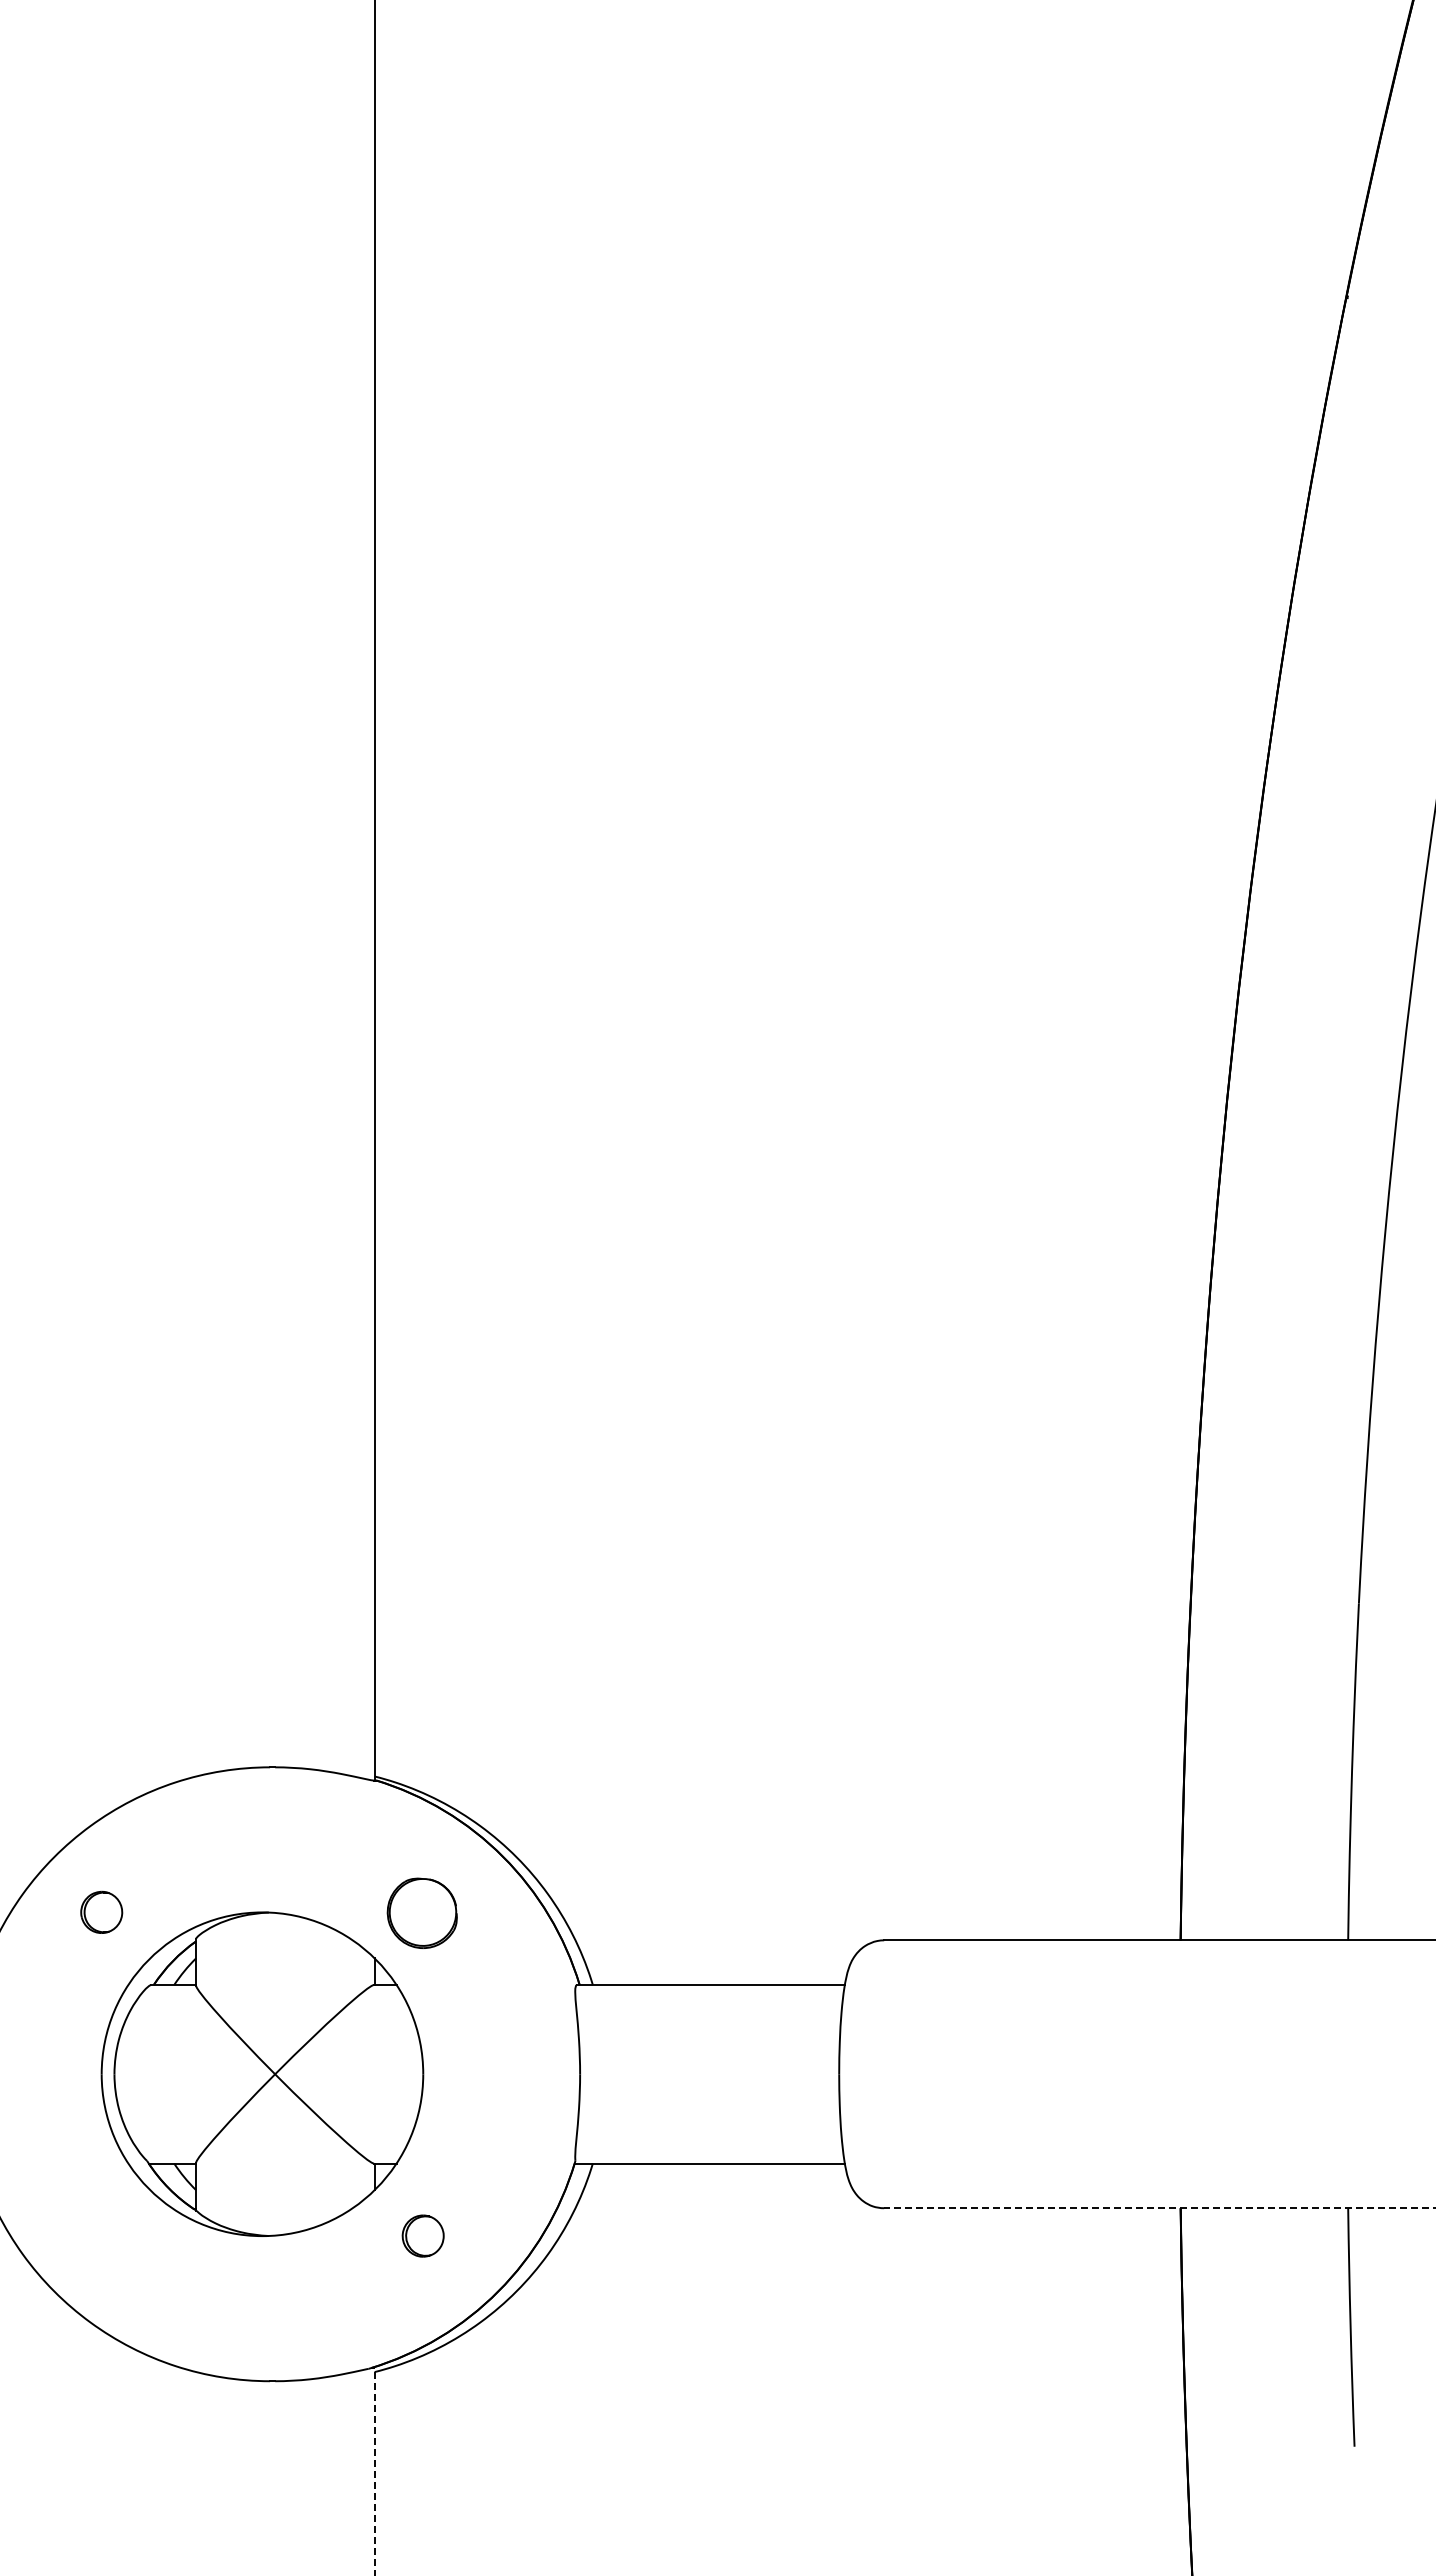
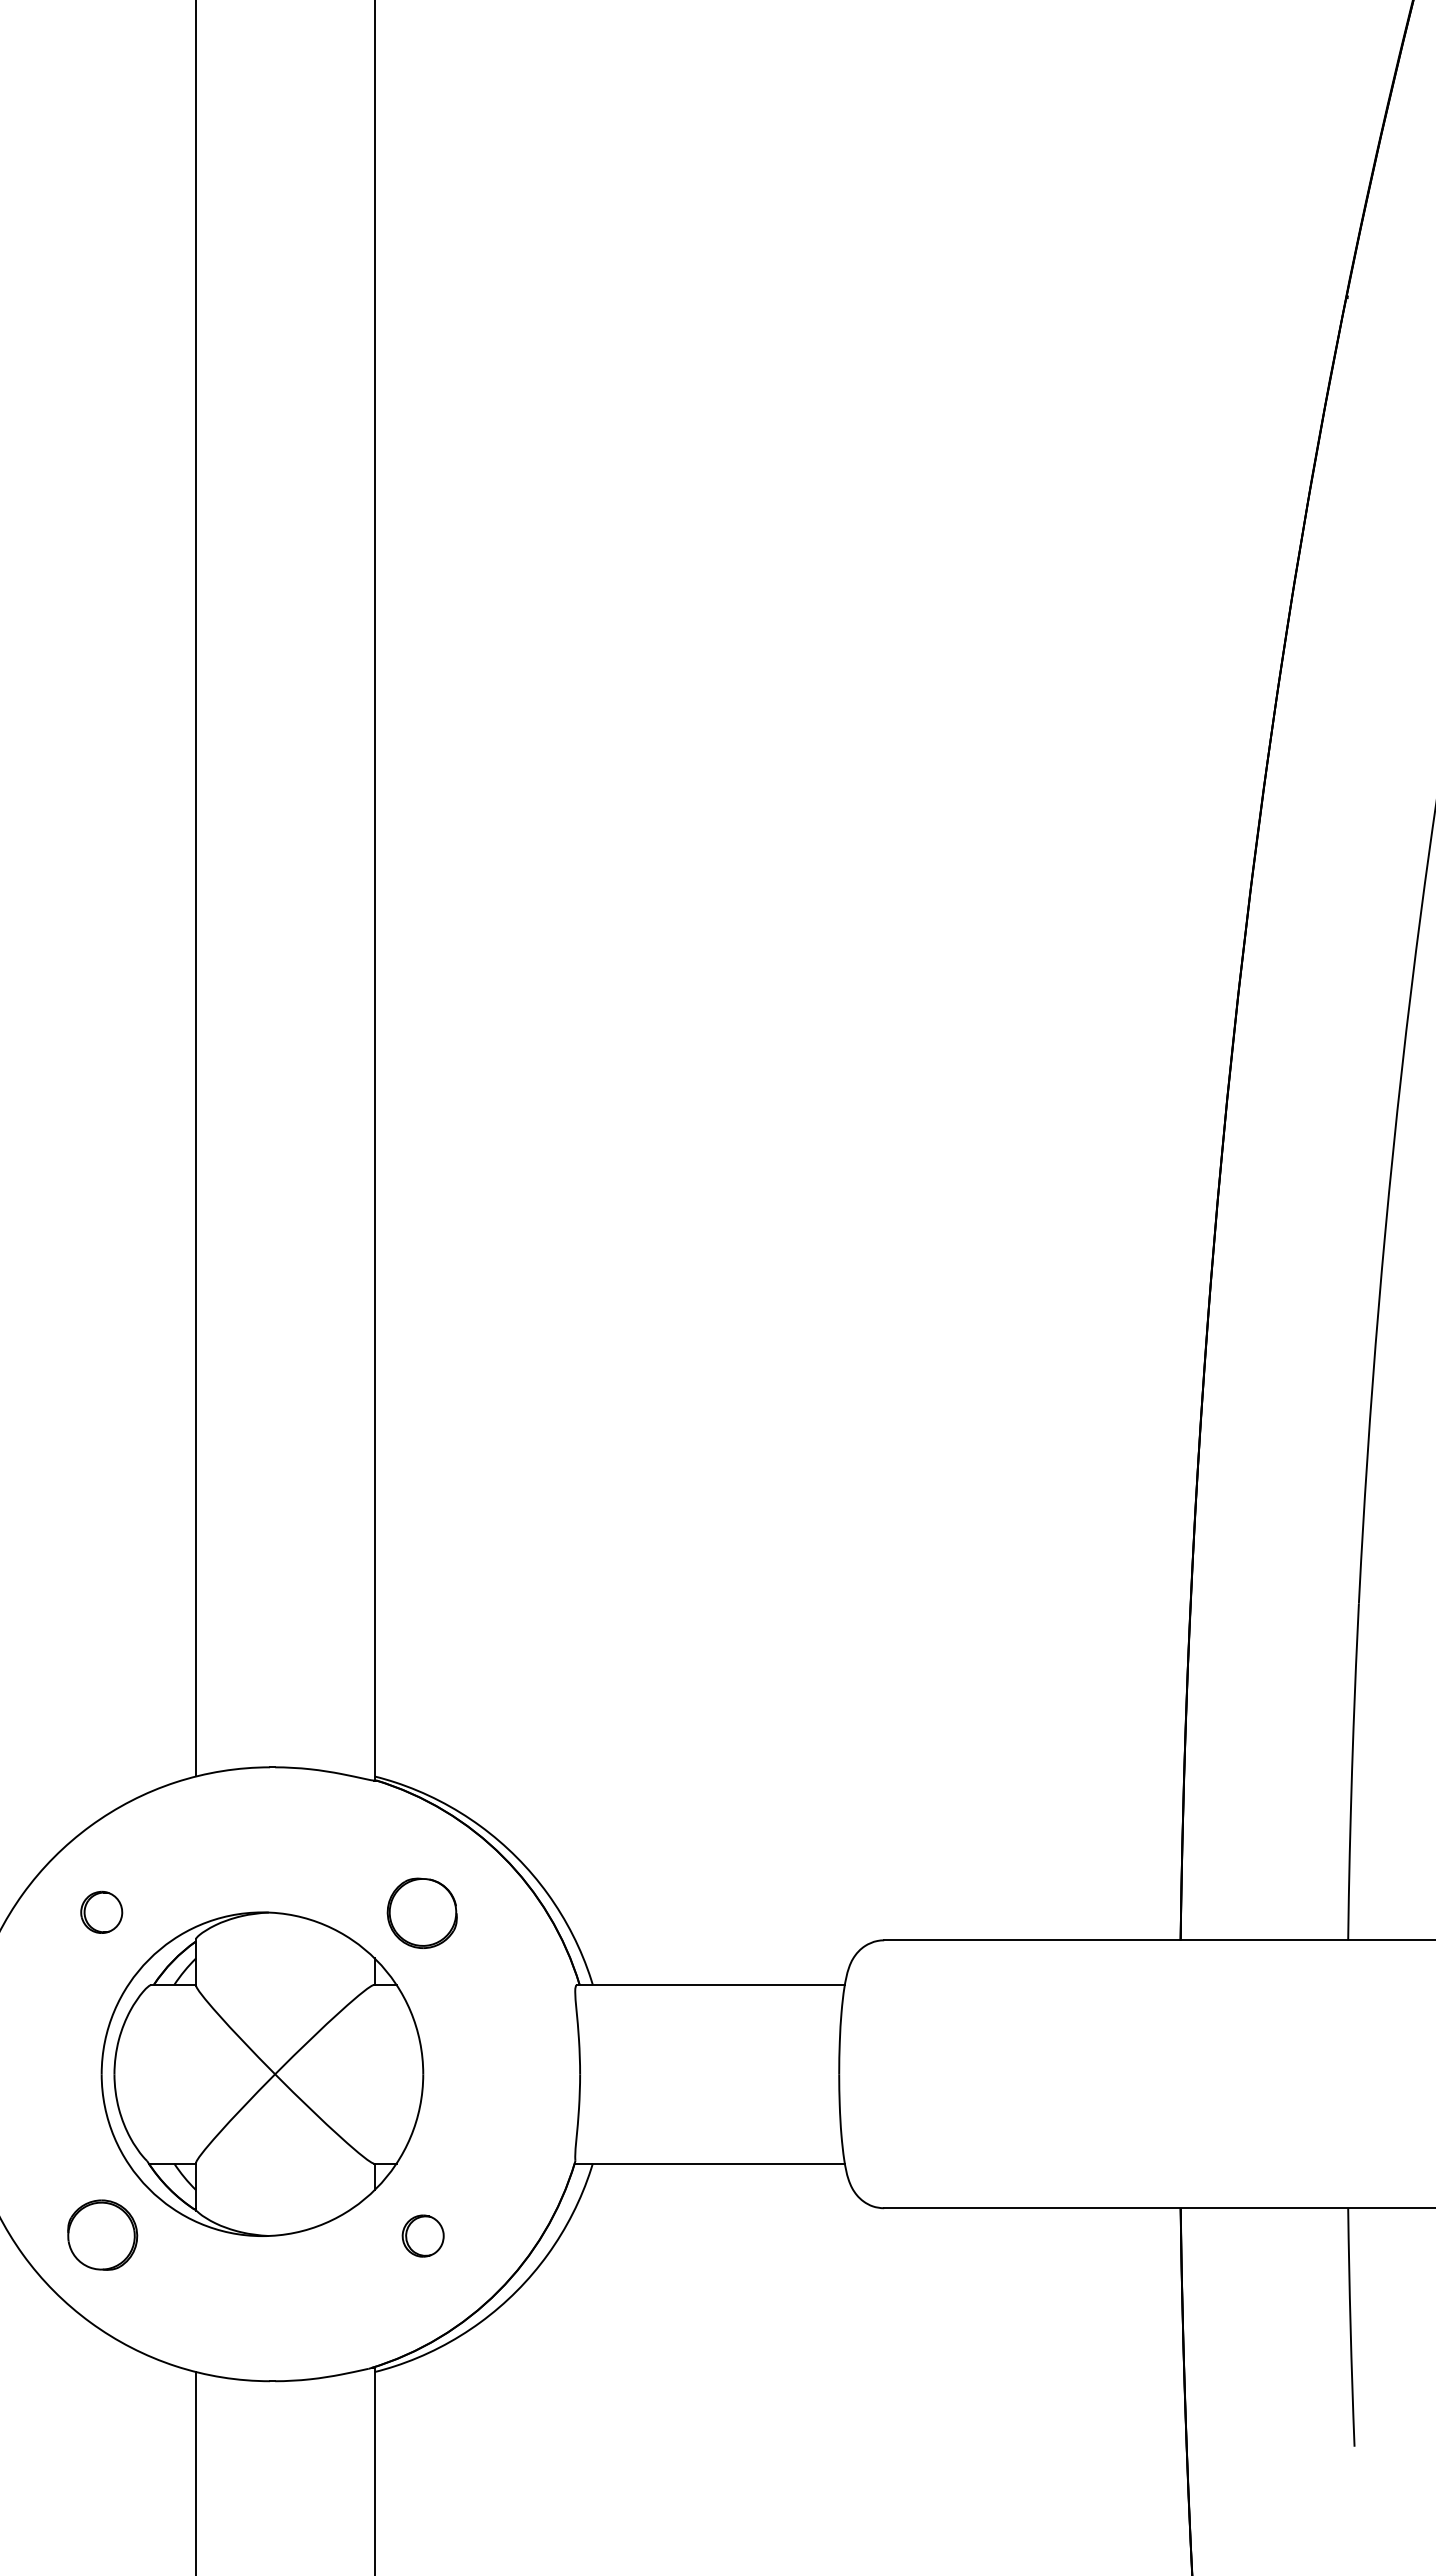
line: none -> present (196, 889)
line: dashed -> solid (1159, 2208)
part: none -> present (102, 2234)
line: dashed -> solid (374, 2471)
line: none -> present (196, 2472)
